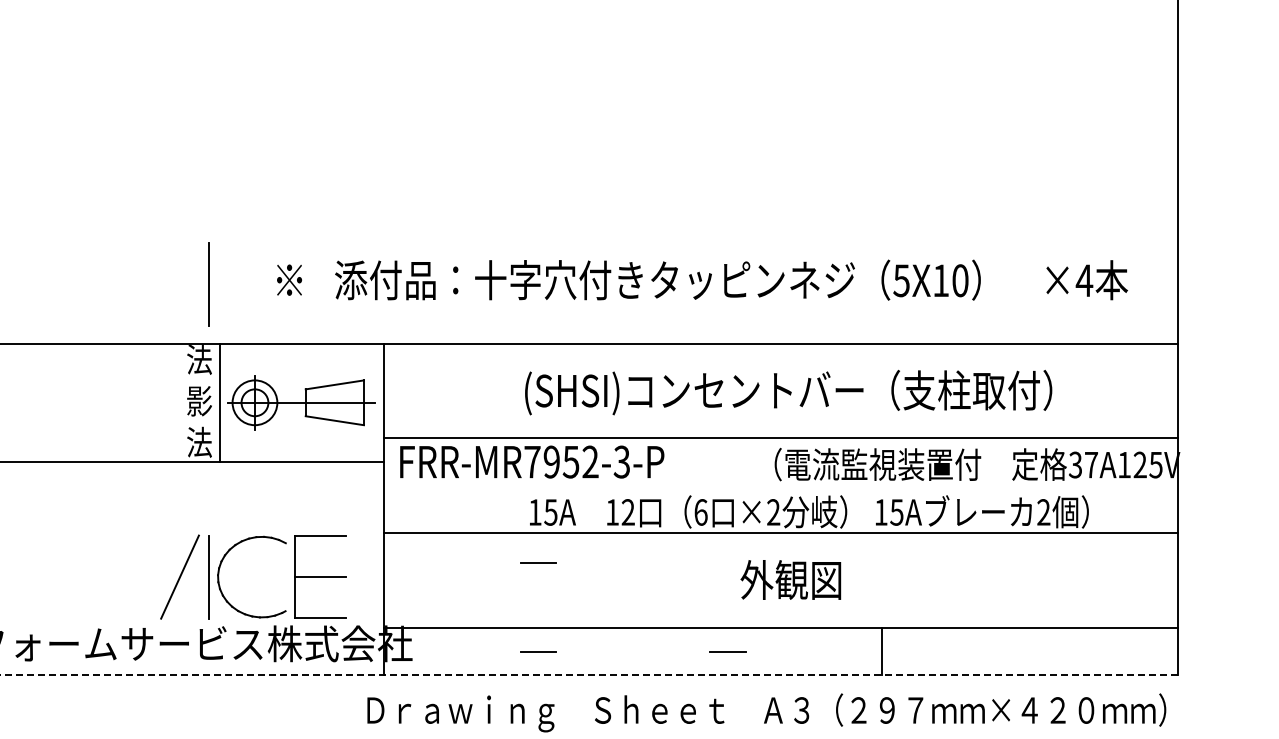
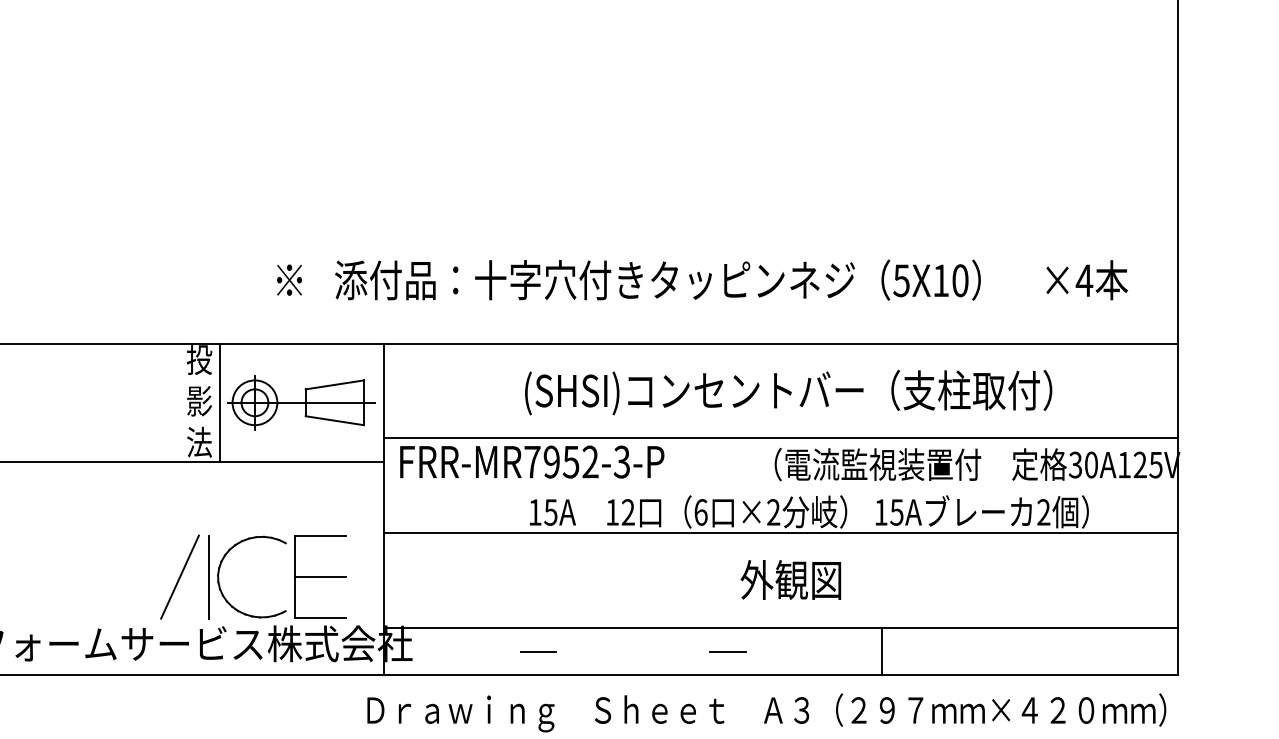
line: present -> none (208, 284)
text: 法 -> 投 (199, 359)
text: 37A125V -> 30A125V (1091, 464)
line: present -> none (538, 562)
line: dashed -> solid (589, 675)
